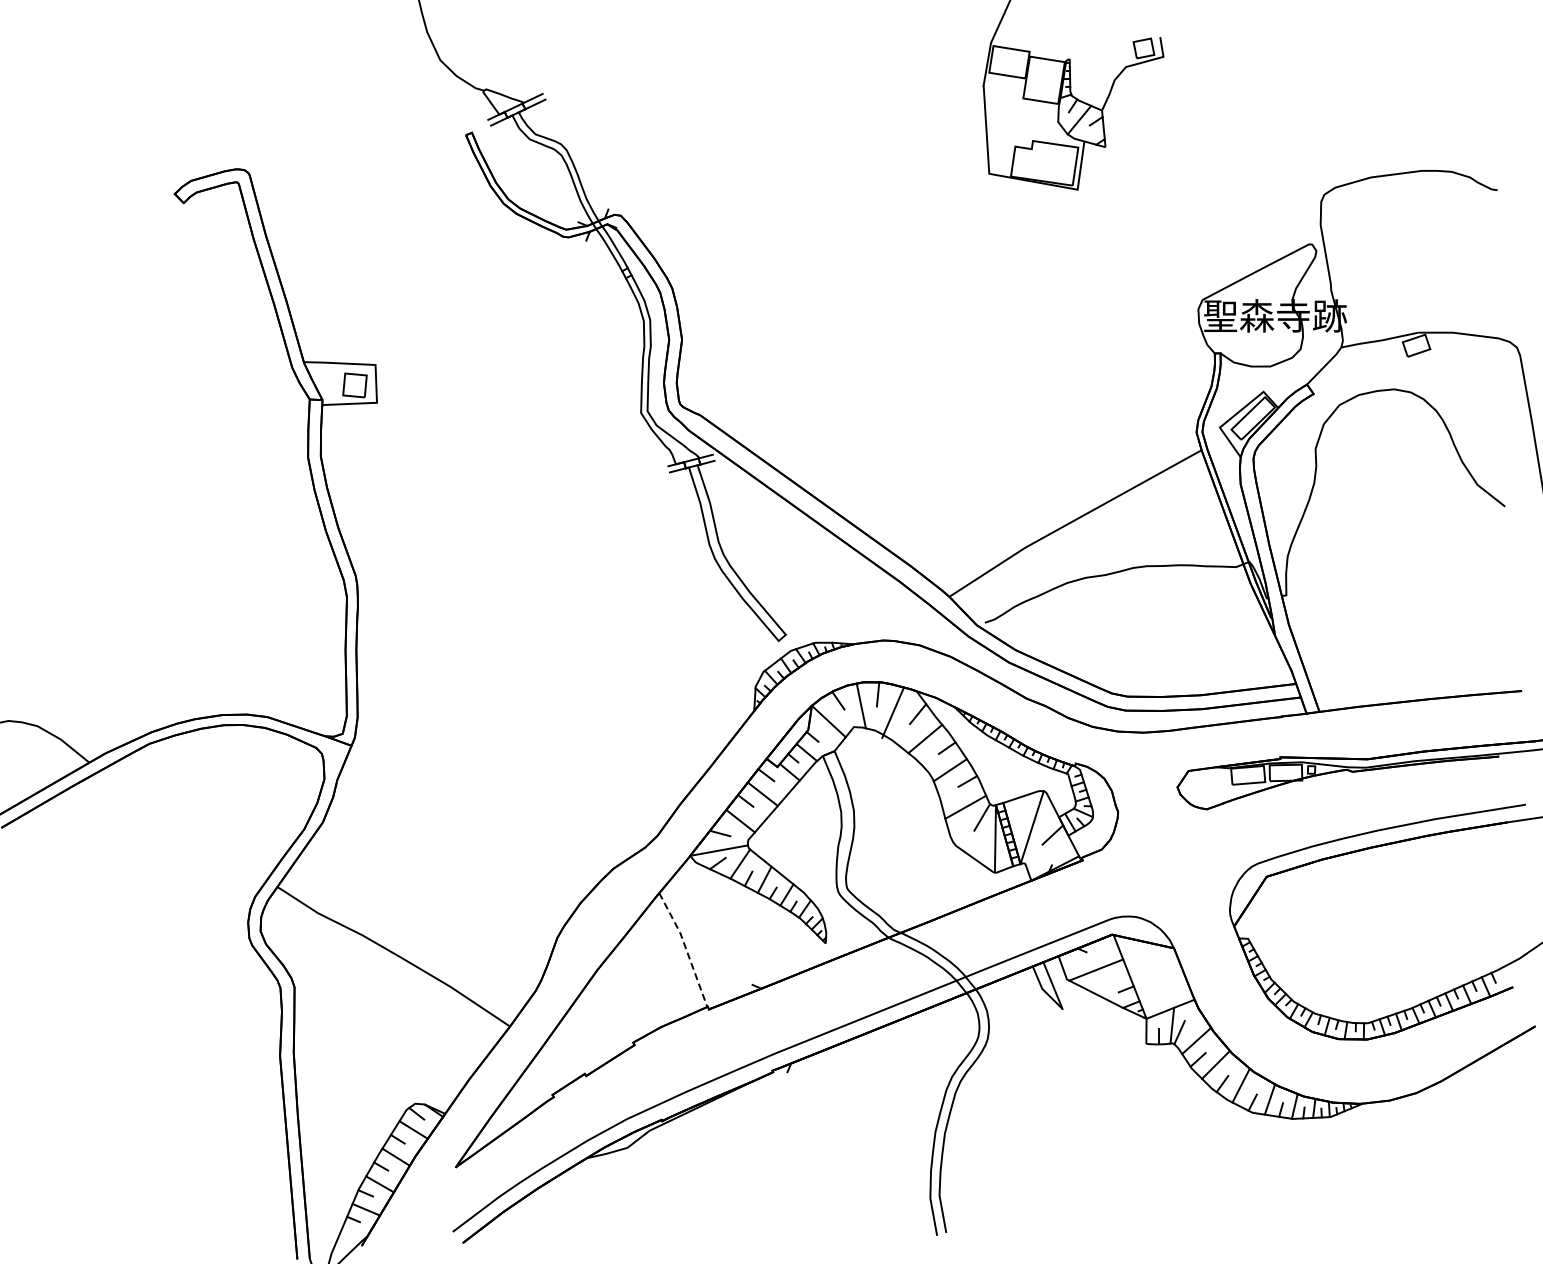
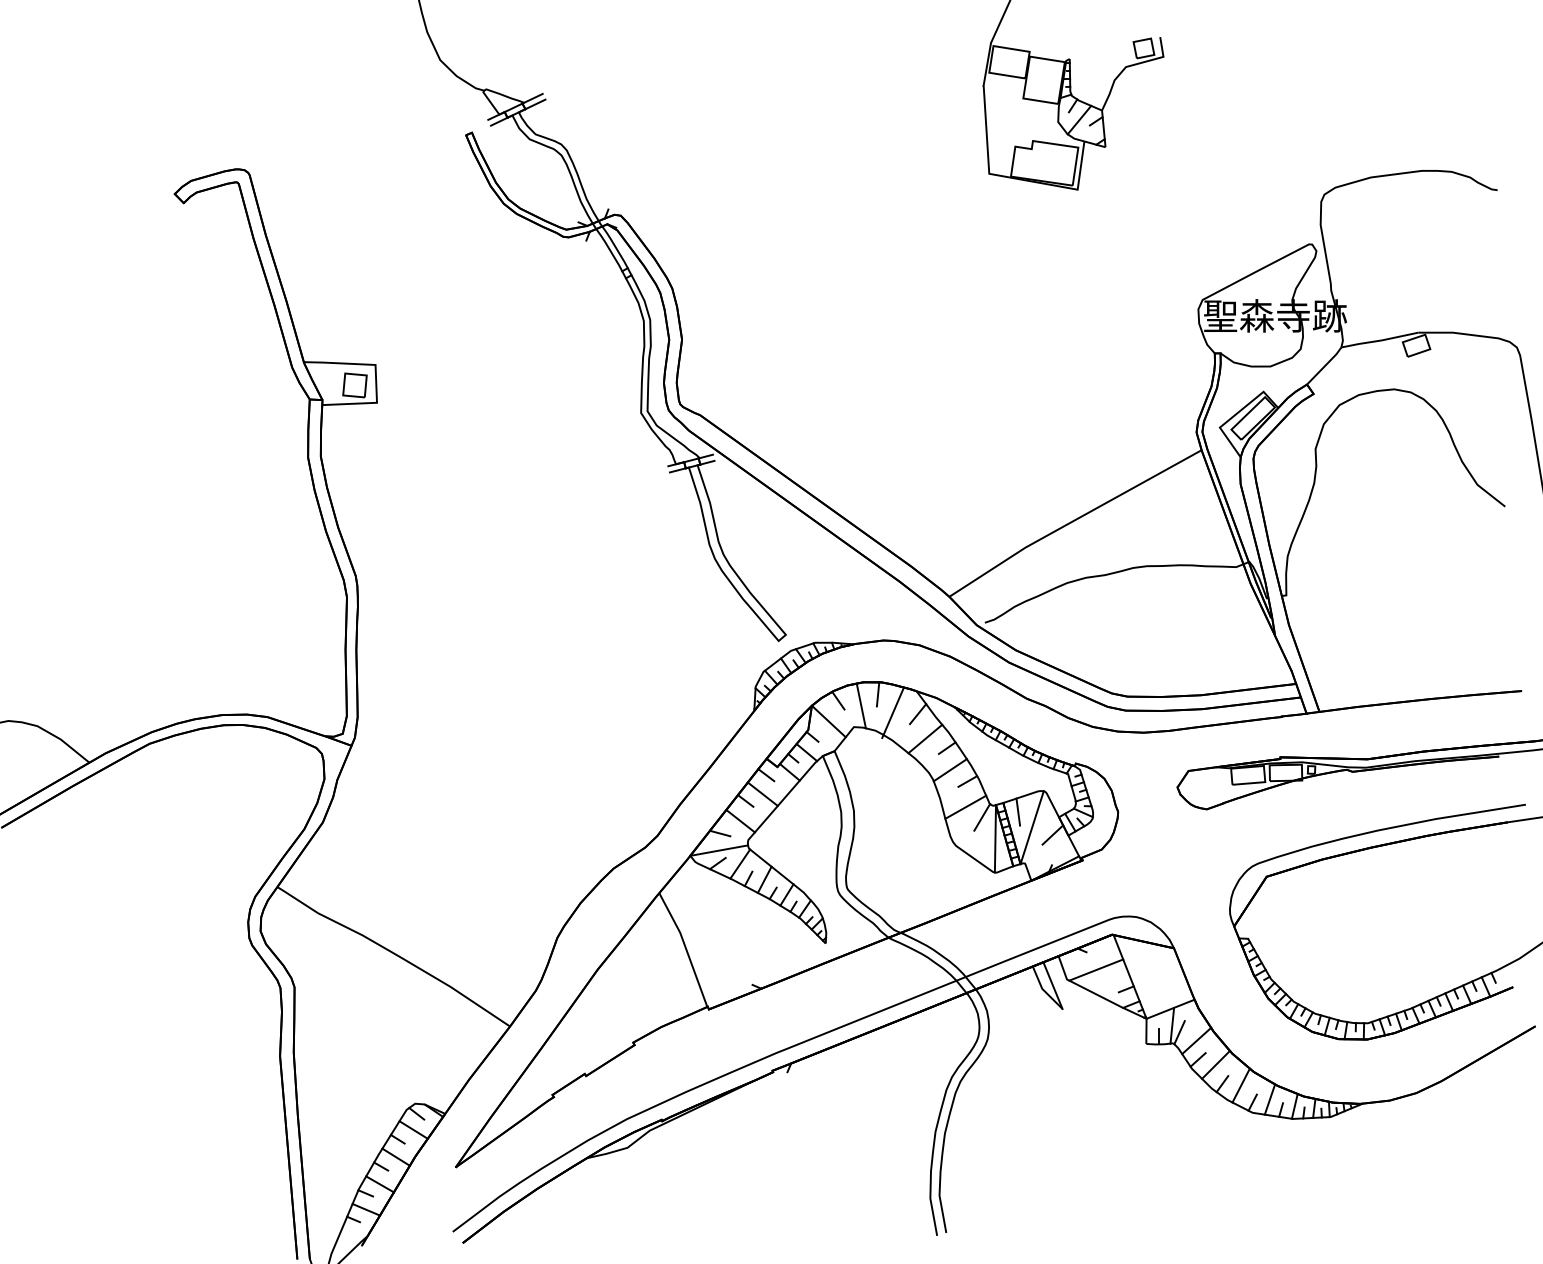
line: none -> present (1018, 811)
line: dashed -> solid (685, 948)
